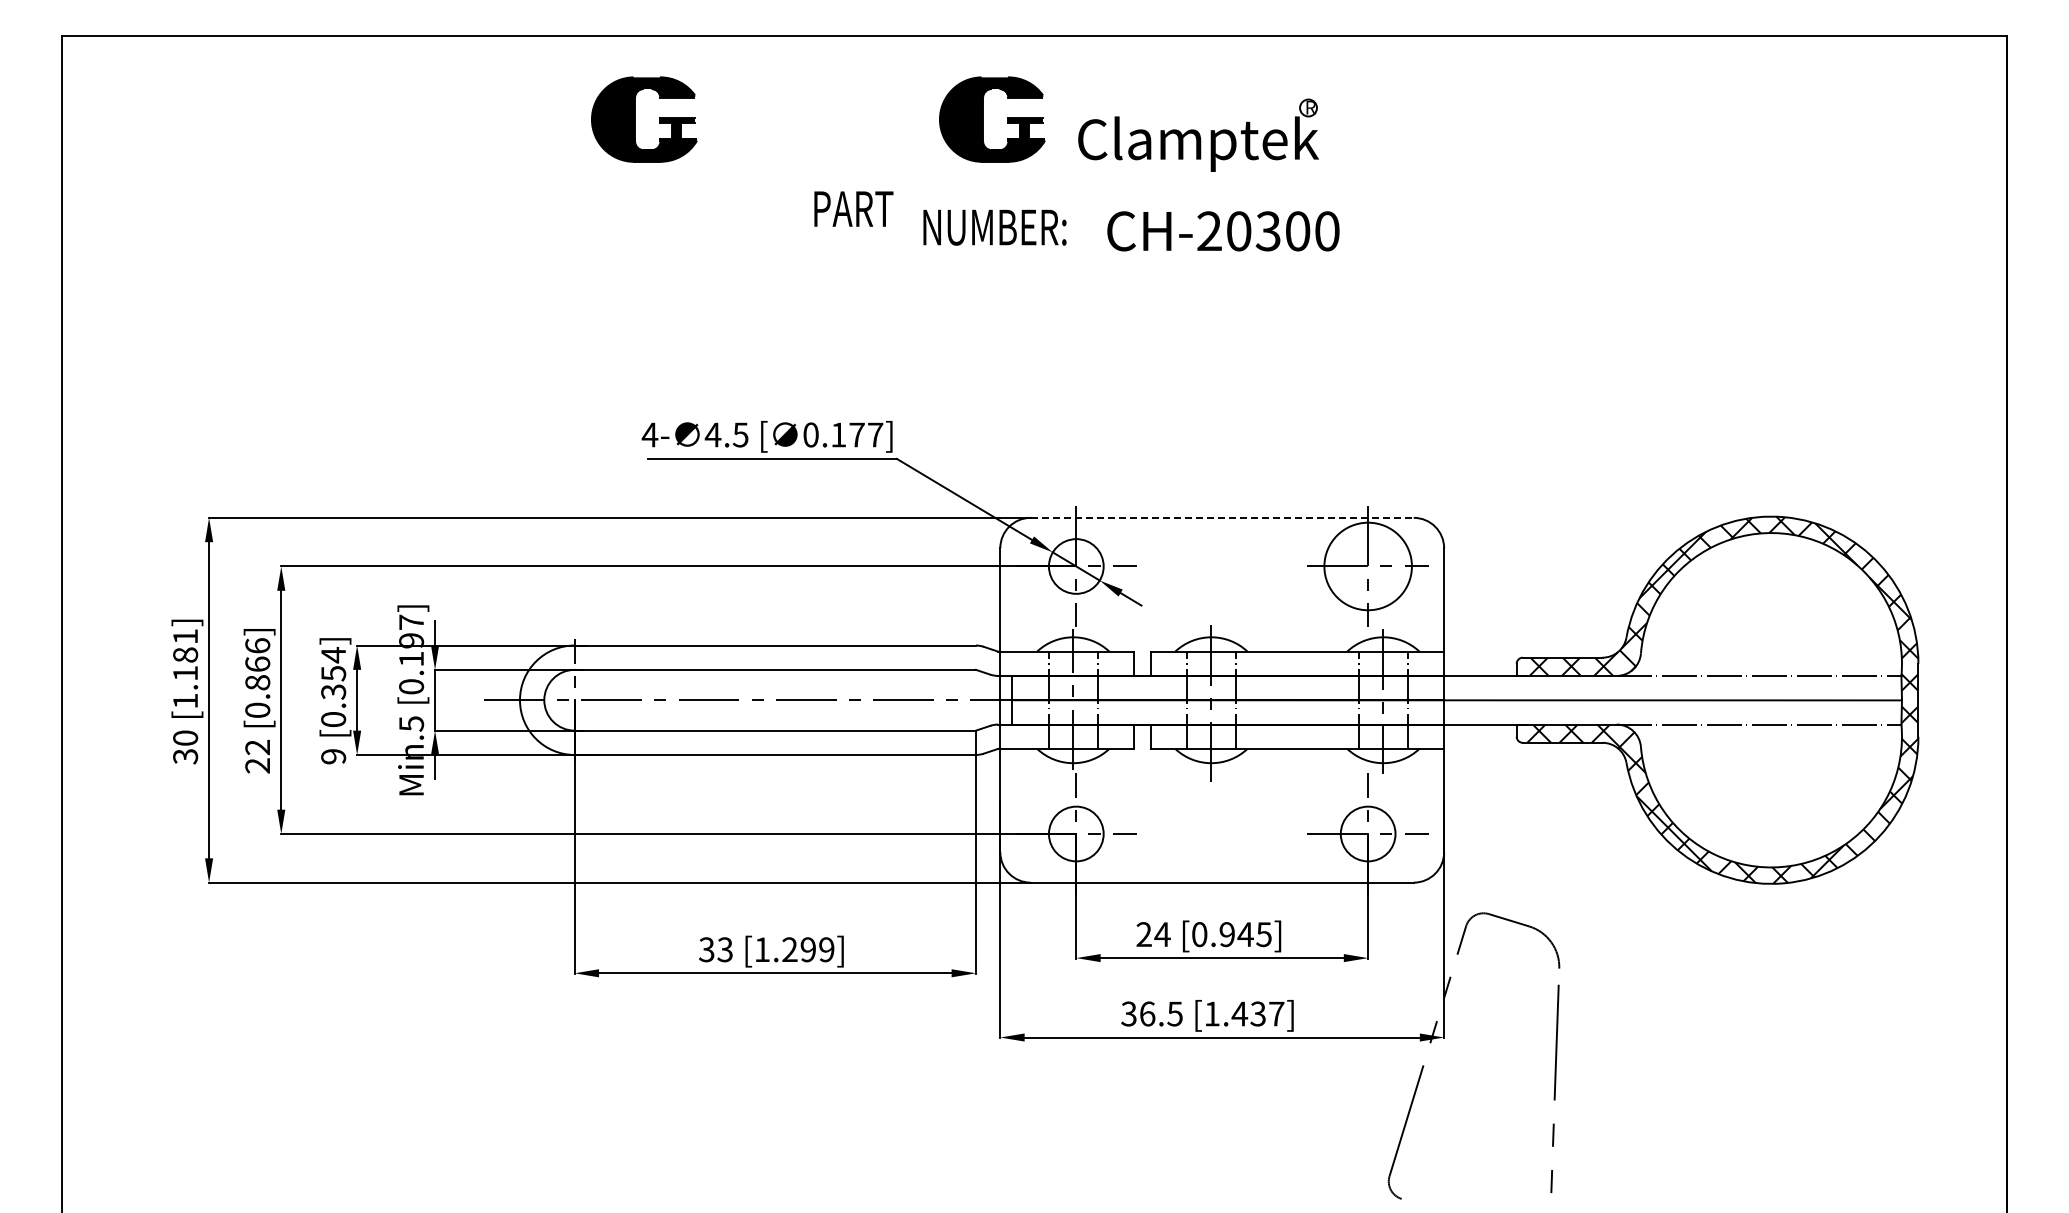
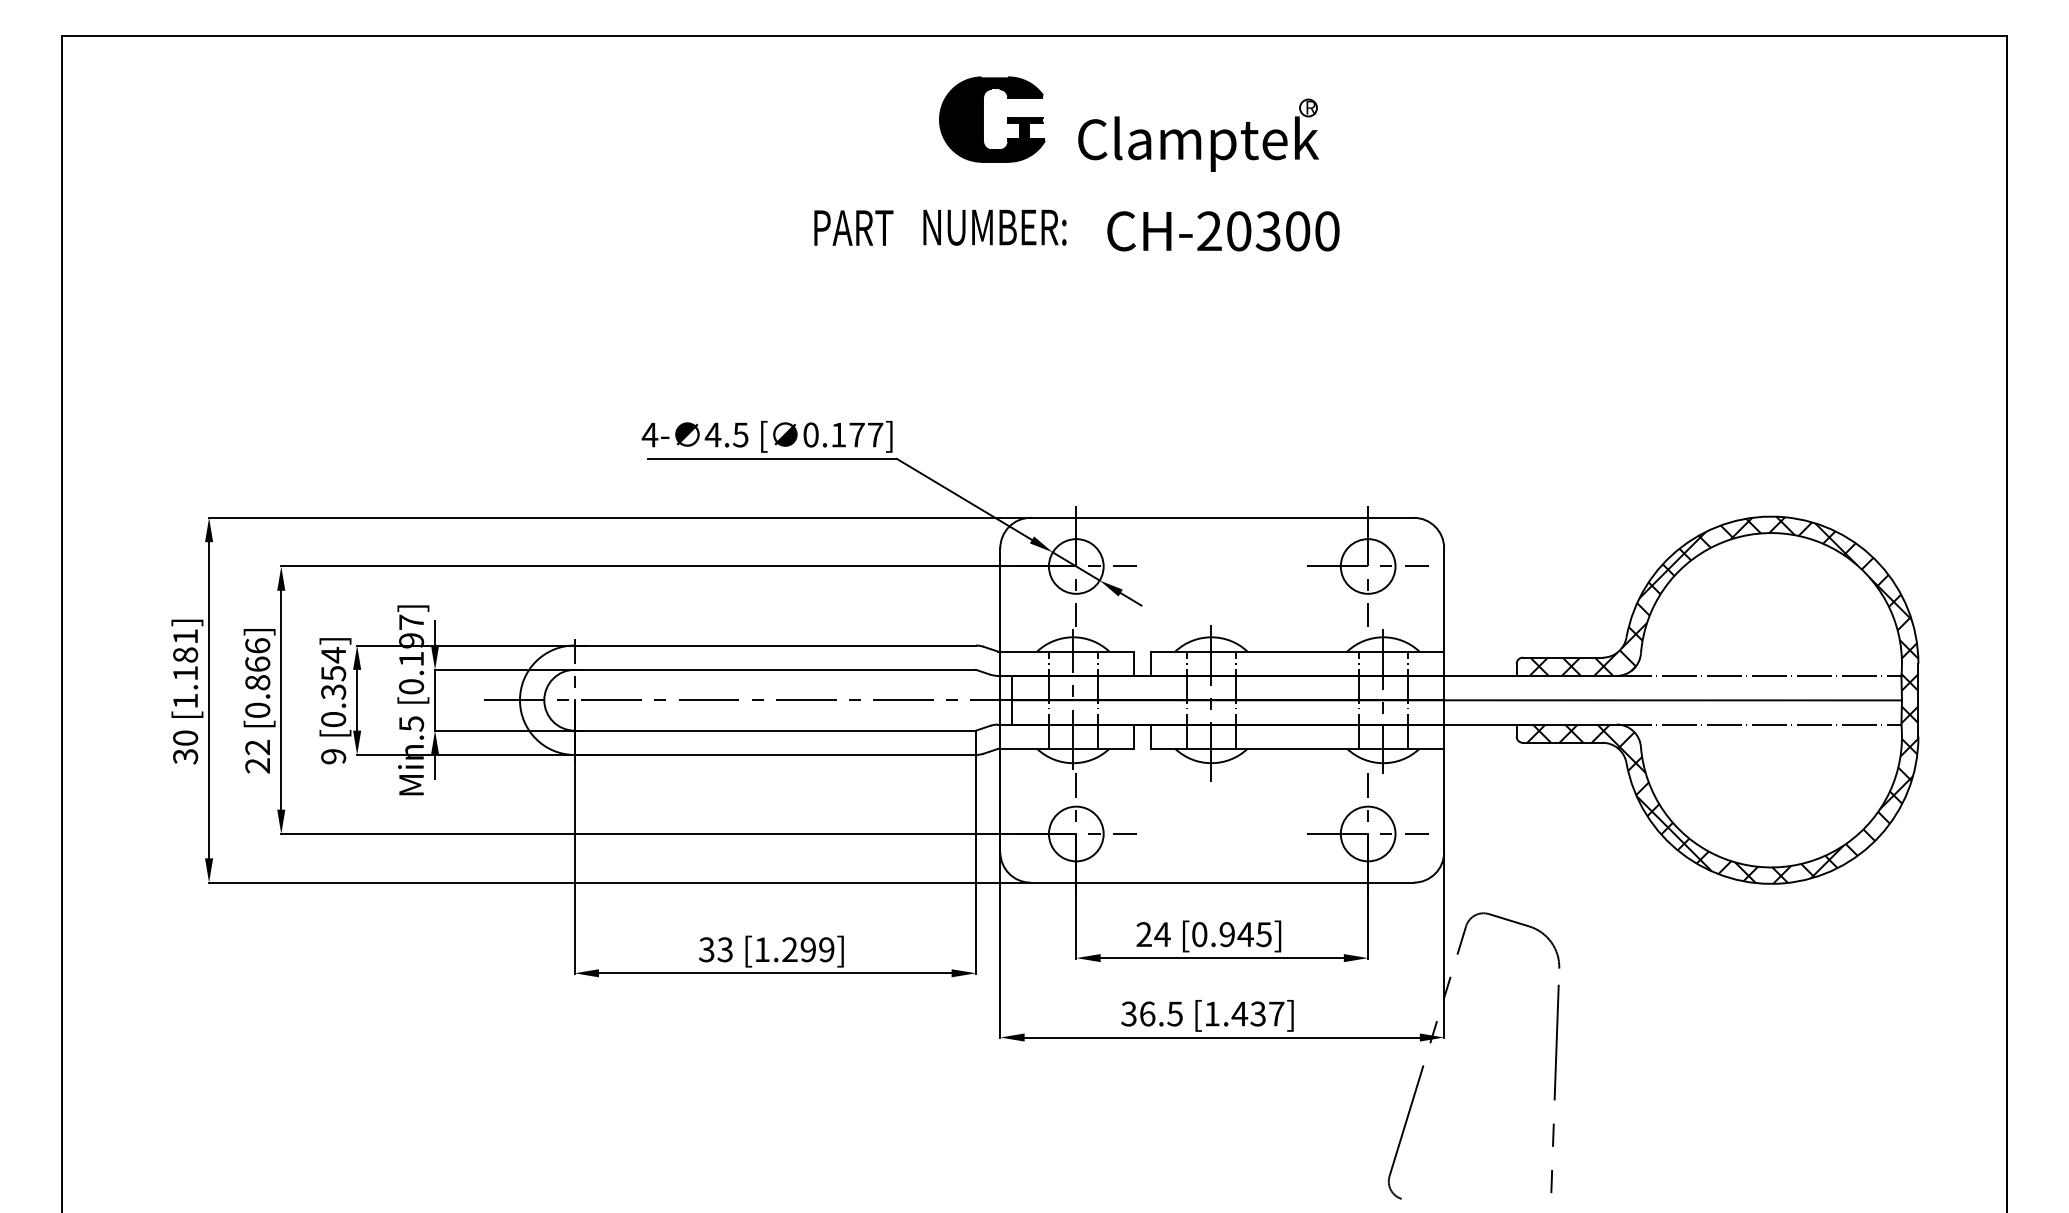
part: present -> none (635, 119)
text position: (853, 208) -> (853, 227) (853, 227)
line: dashed -> solid (1222, 517)
circle diameter: 88 px -> 55 px (1367, 566)
